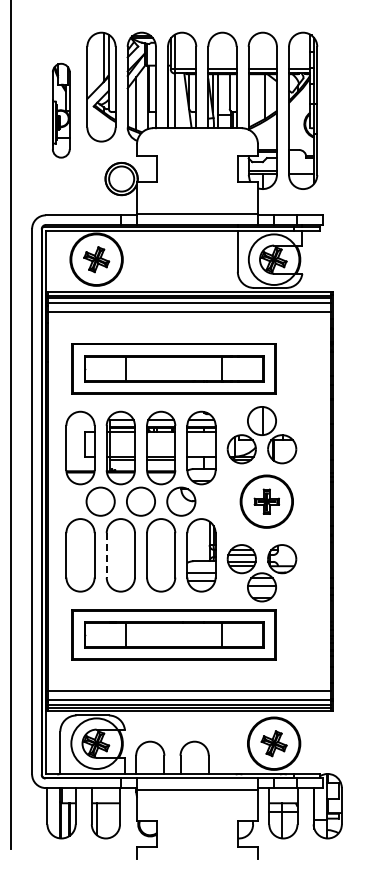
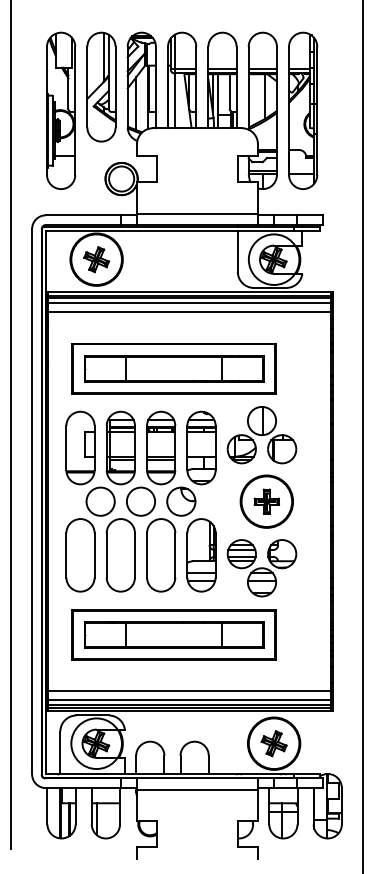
part size: 19x97 px -> 31x159 px (61, 110)
line: none -> present (362, 436)
line: dashed -> solid (106, 555)
part position: (261, 573) -> (261, 568) (261, 568)
